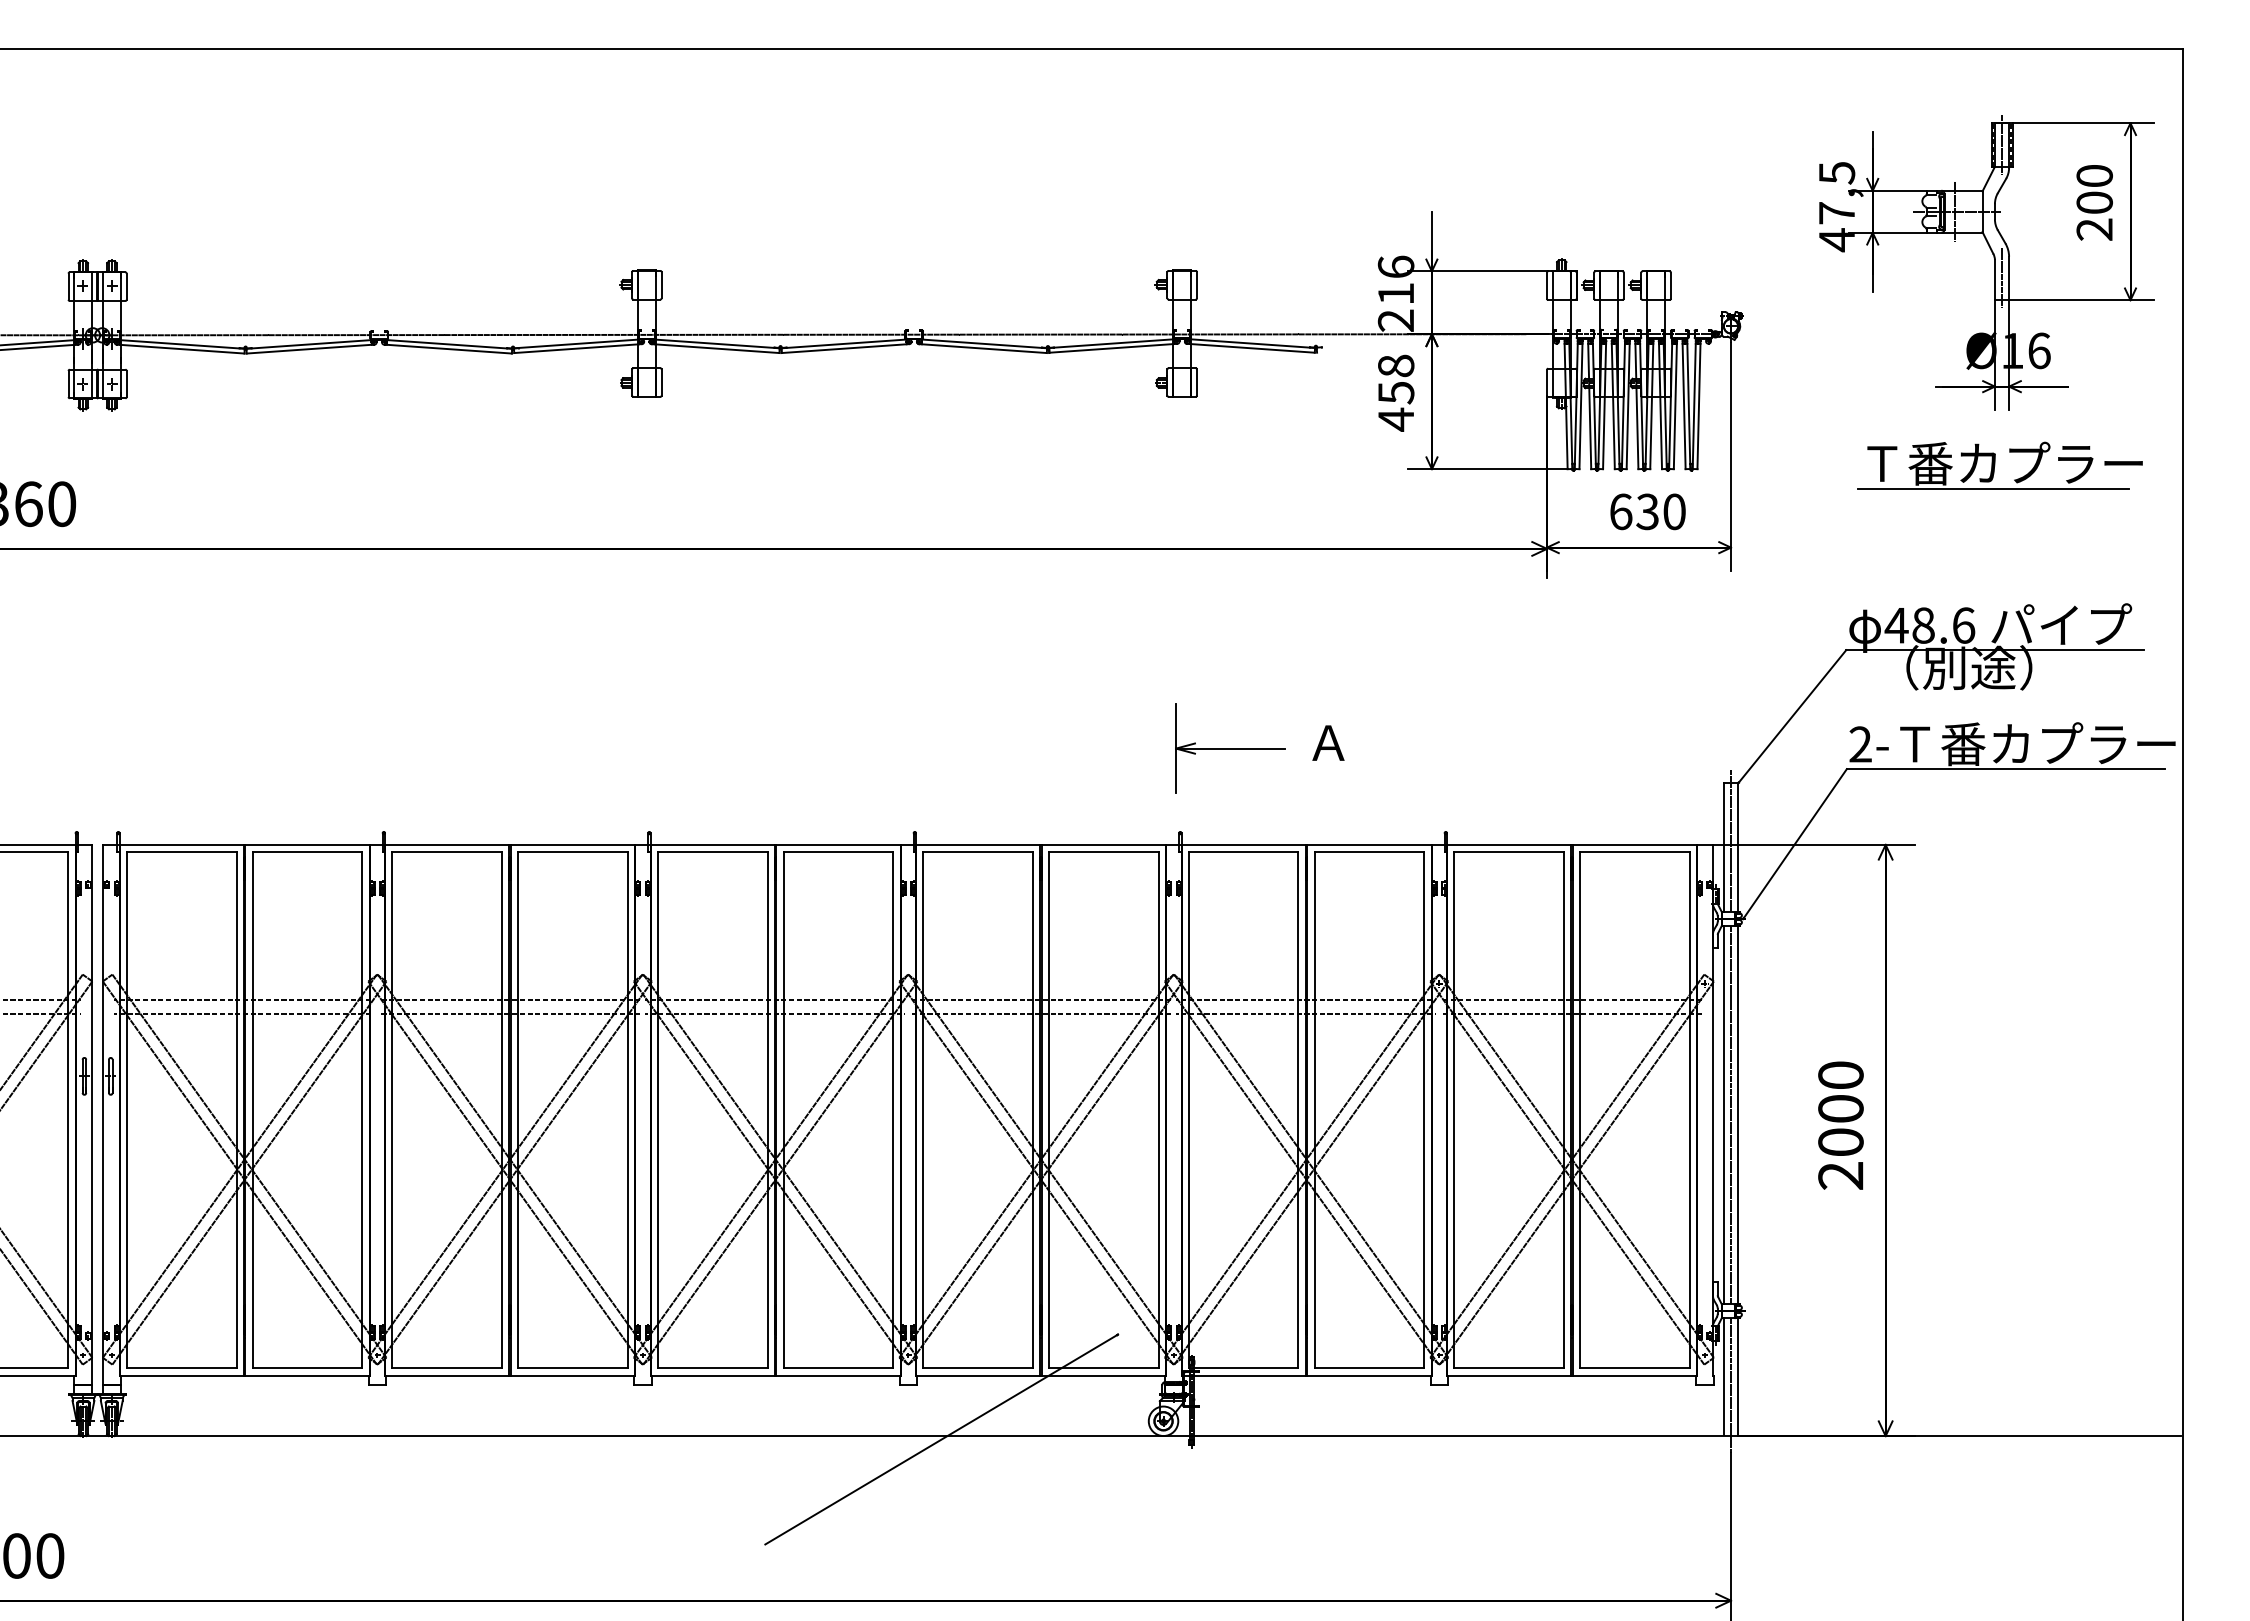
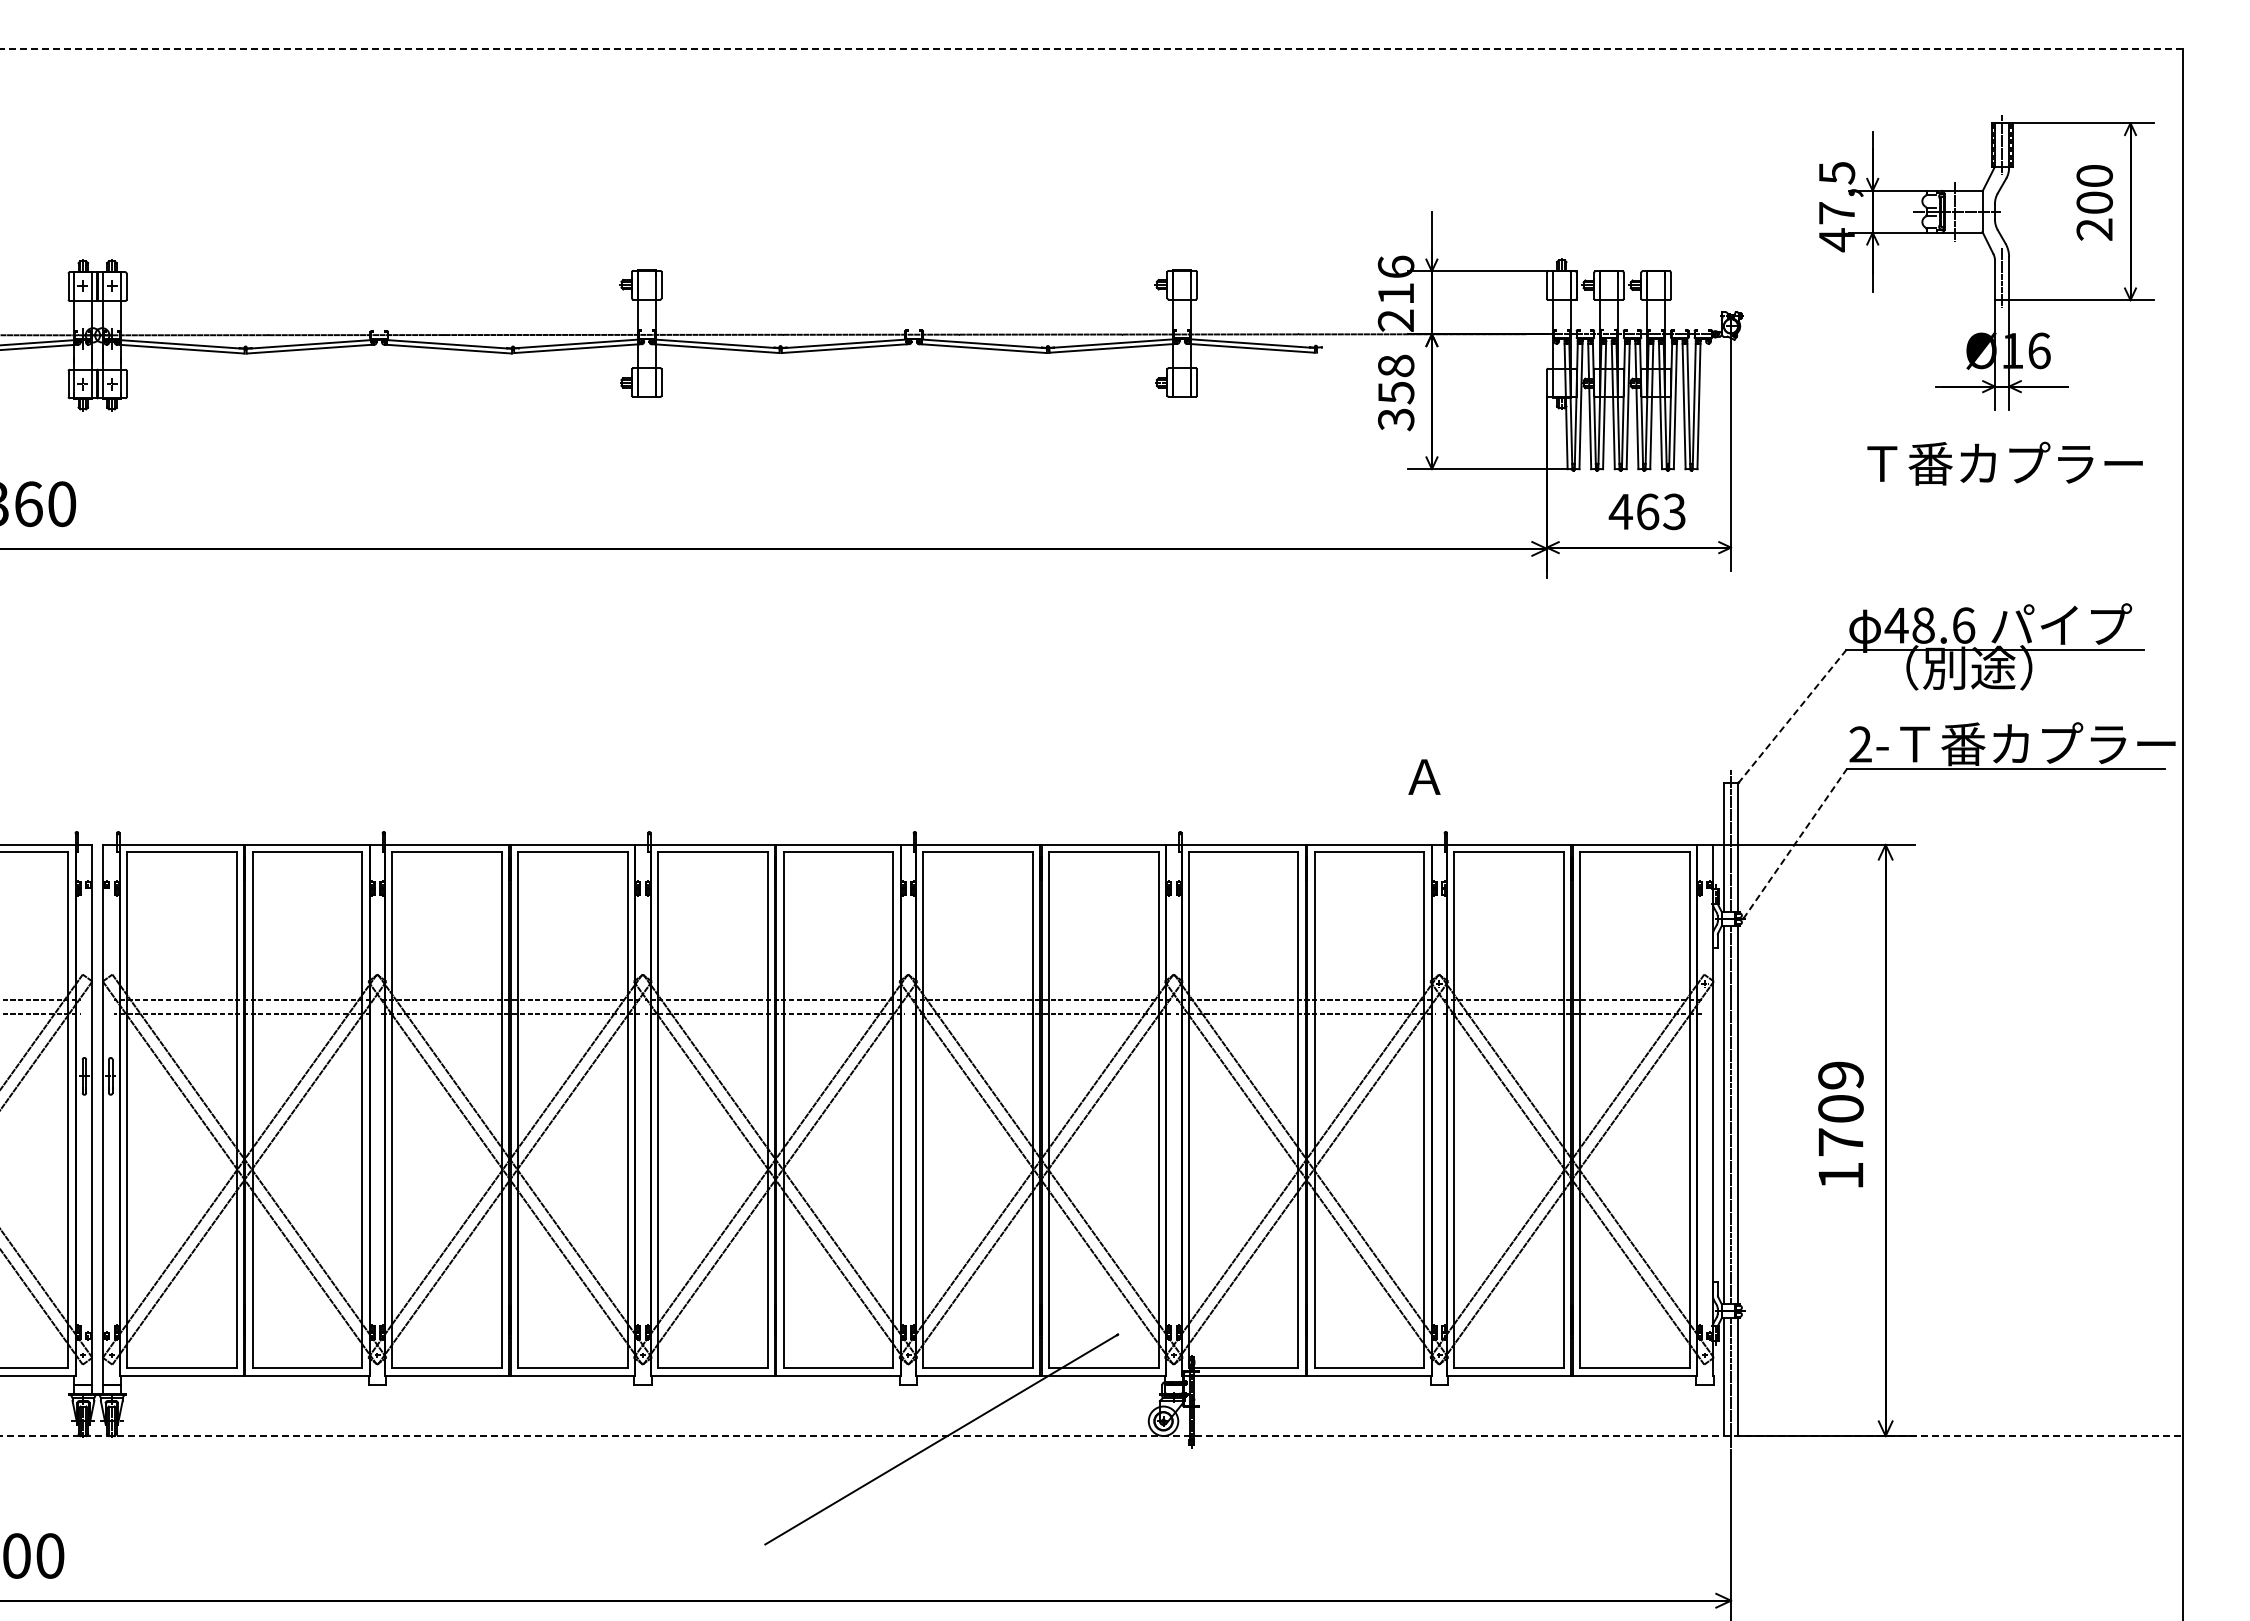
line: solid -> dashed (1091, 48)
text: 458 -> 358 (1396, 419)
line: present -> none (1993, 488)
text: 630 -> 463 (1646, 511)
line: solid -> dashed (1792, 716)
text position: (1328, 742) -> (1424, 776) (1424, 776)
part: present -> none (1230, 748)
line: solid -> dashed (1795, 843)
text: 2000 -> 1709 (1840, 1125)
line: solid -> dashed (1090, 1436)
